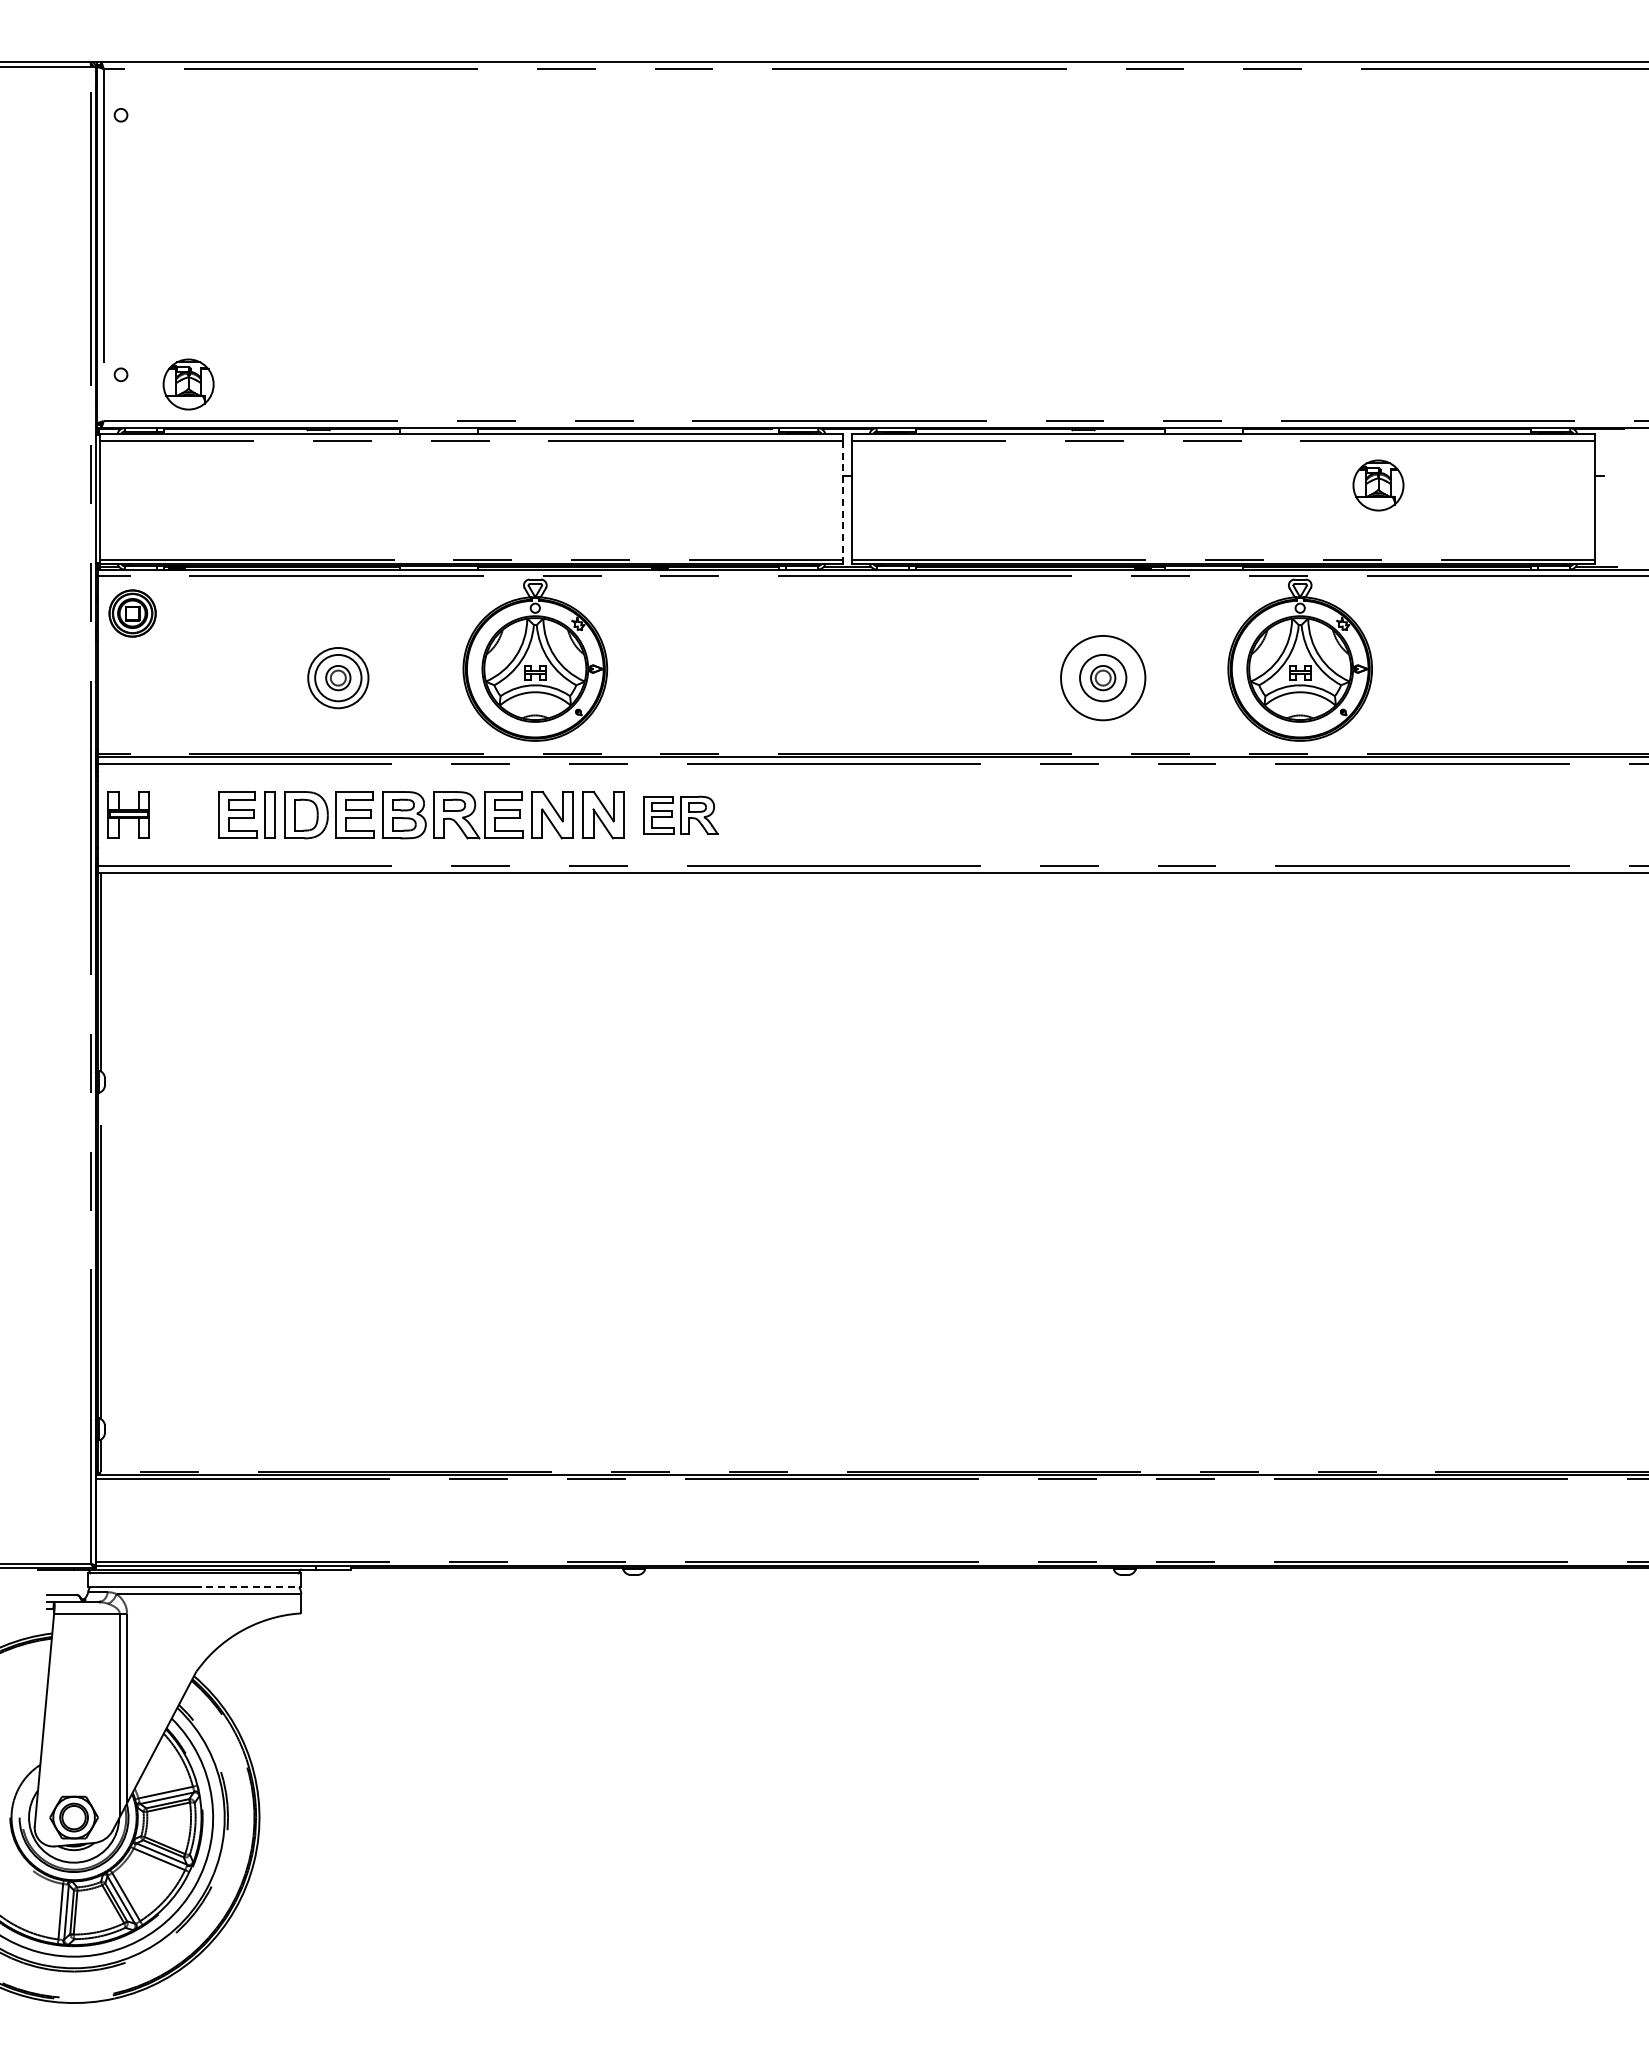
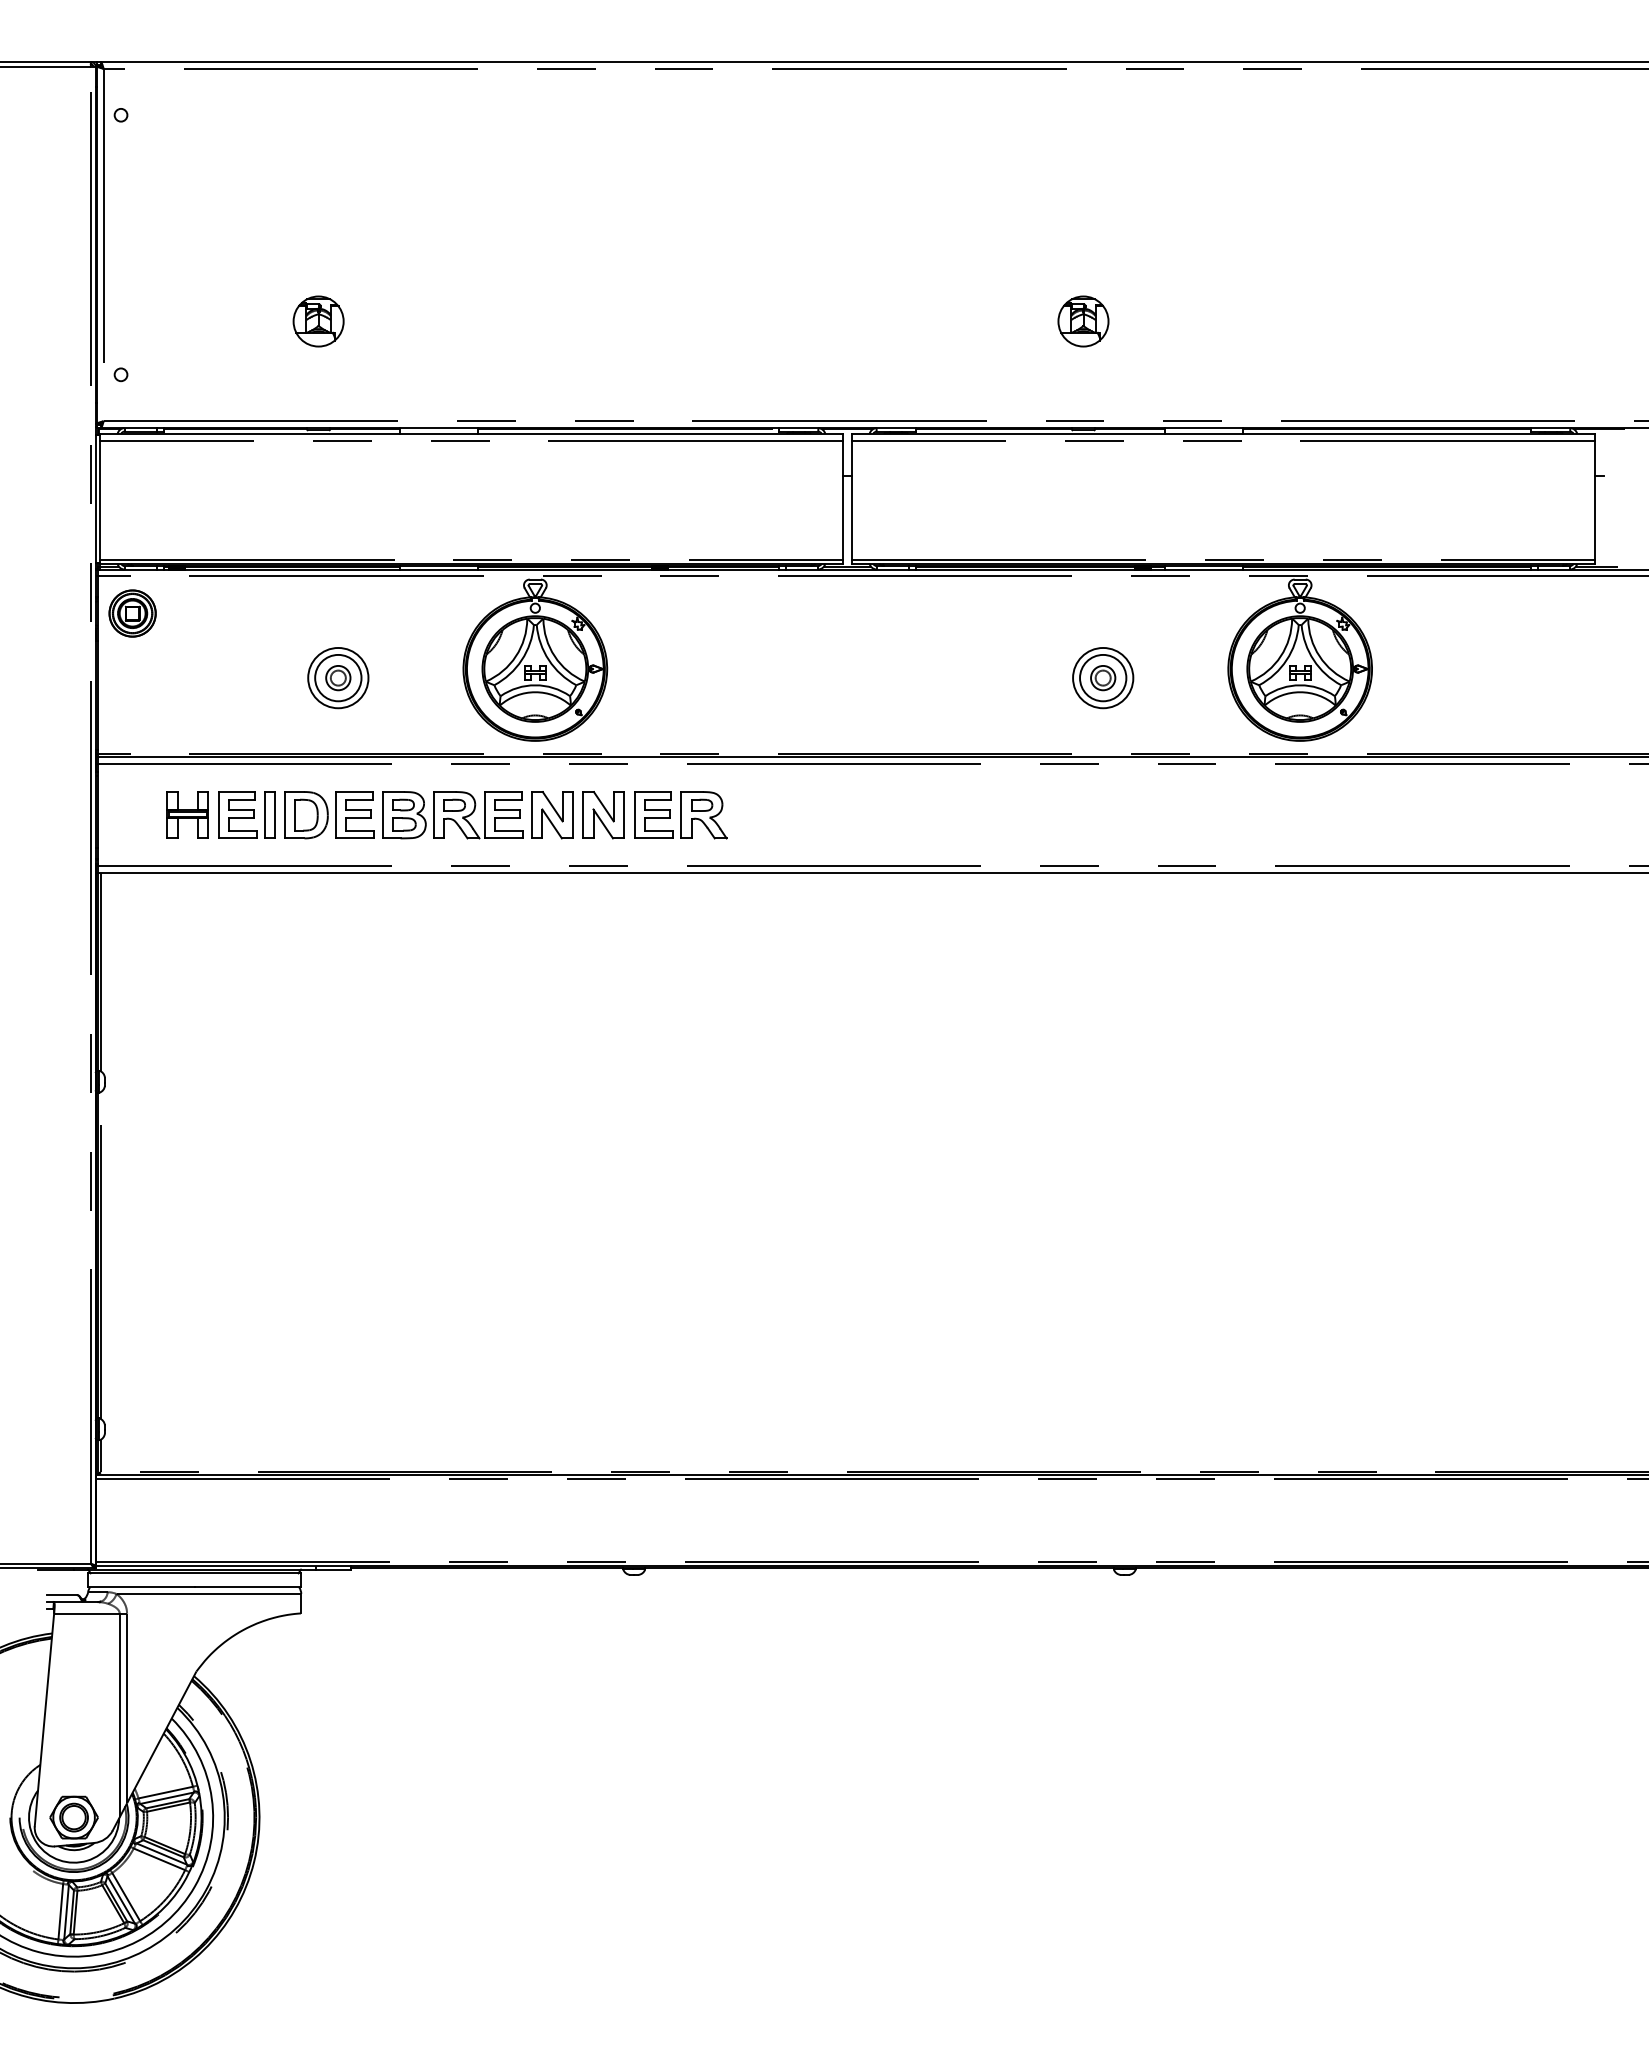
part position: (188, 384) -> (318, 321) (318, 321)
part position: (1378, 485) -> (1083, 321) (1083, 321)
line: dashed -> solid (842, 500)
circle diameter: 84 px -> 60 px (1103, 677)
part position: (128, 814) -> (187, 814) (187, 814)
part size: 76x40 px -> 94x49 px (680, 815)
line: dashed -> solid (248, 1587)
